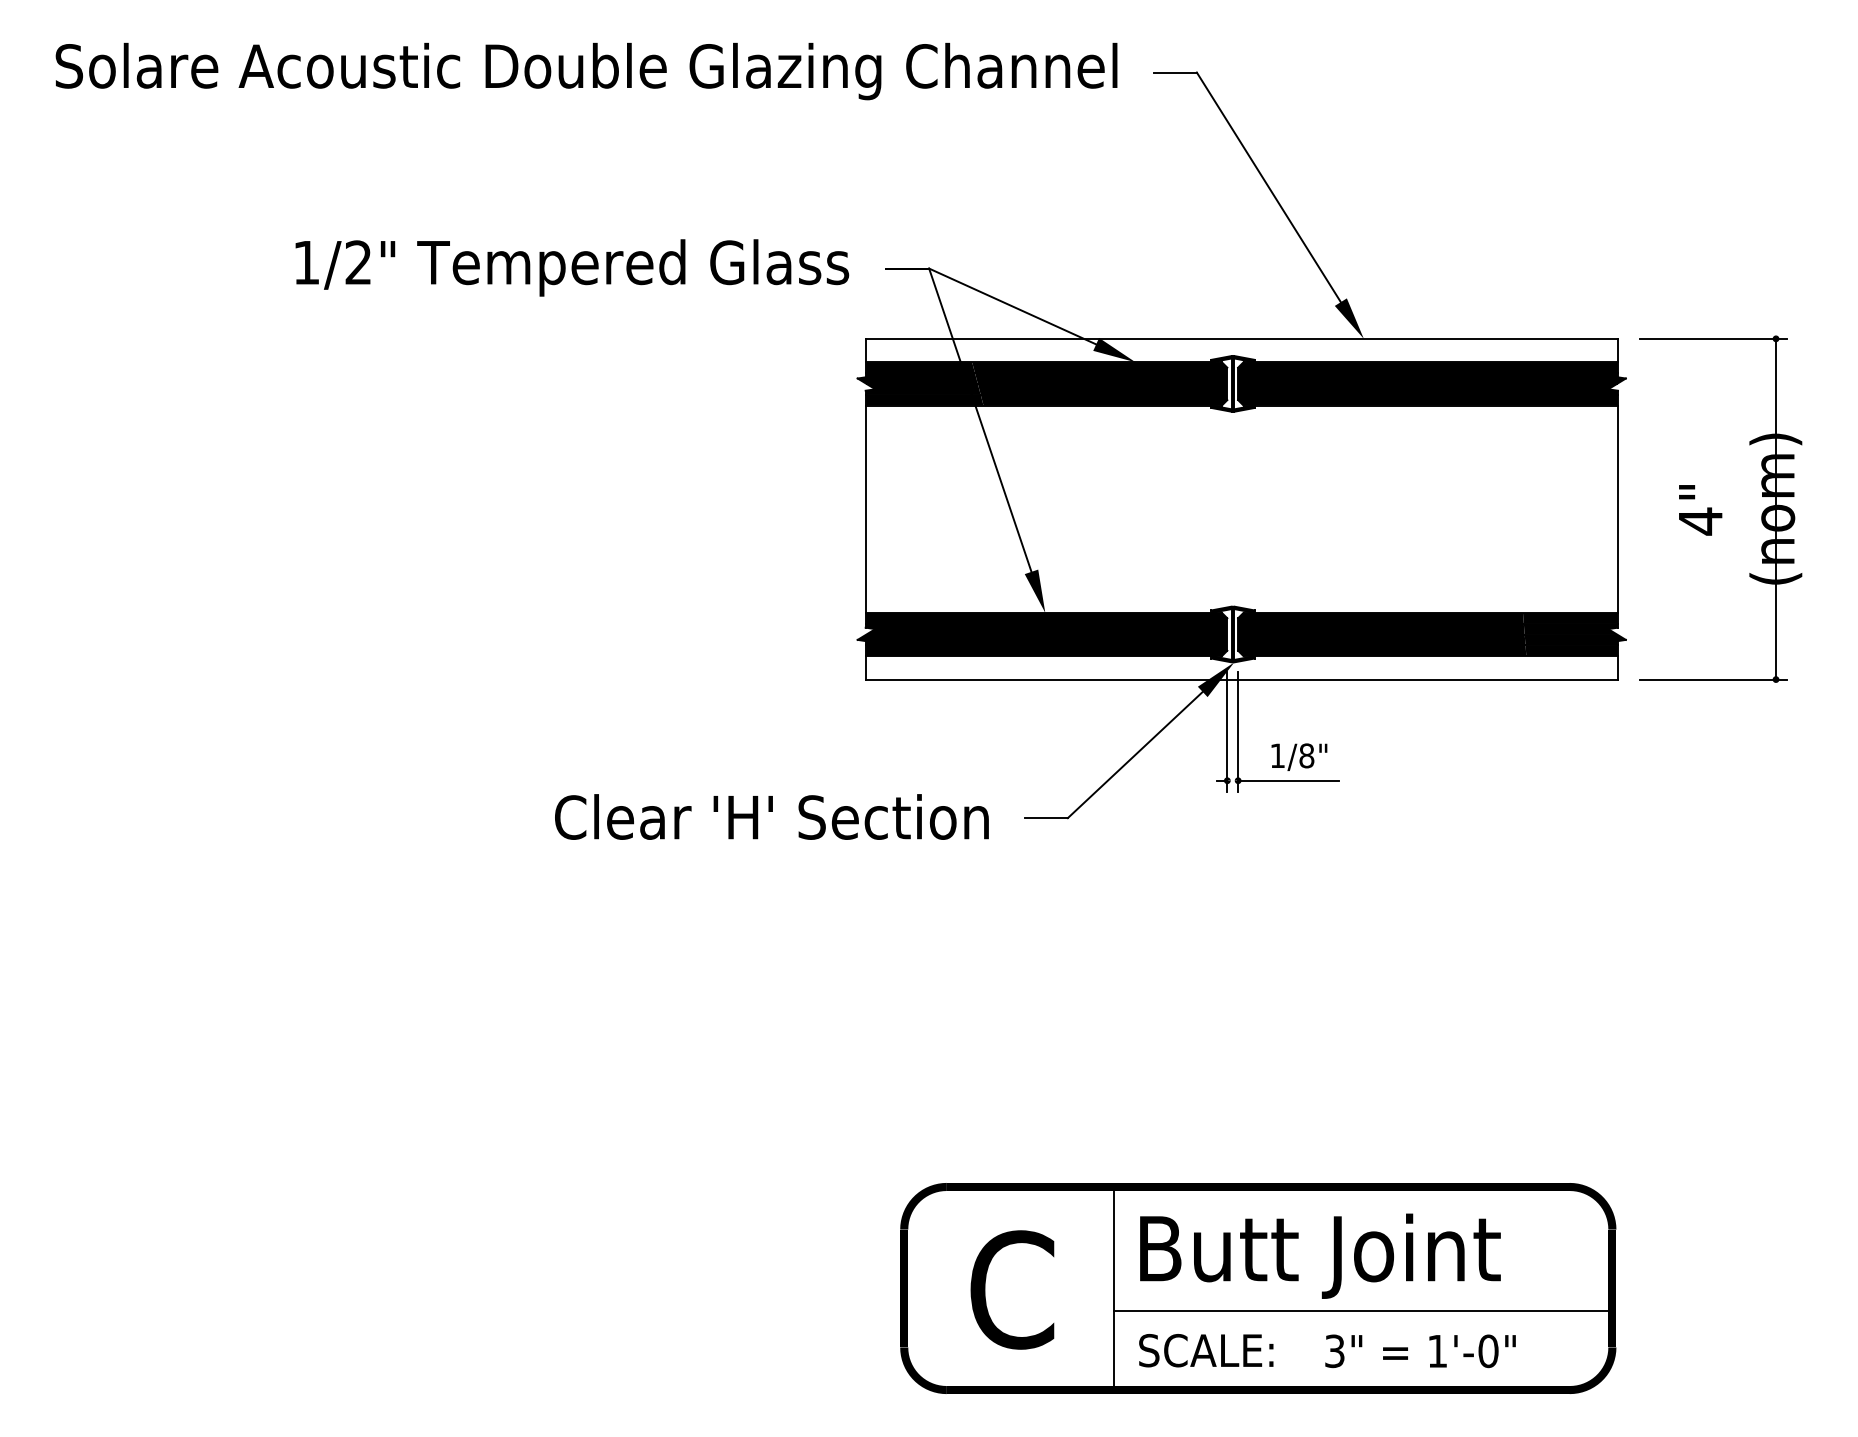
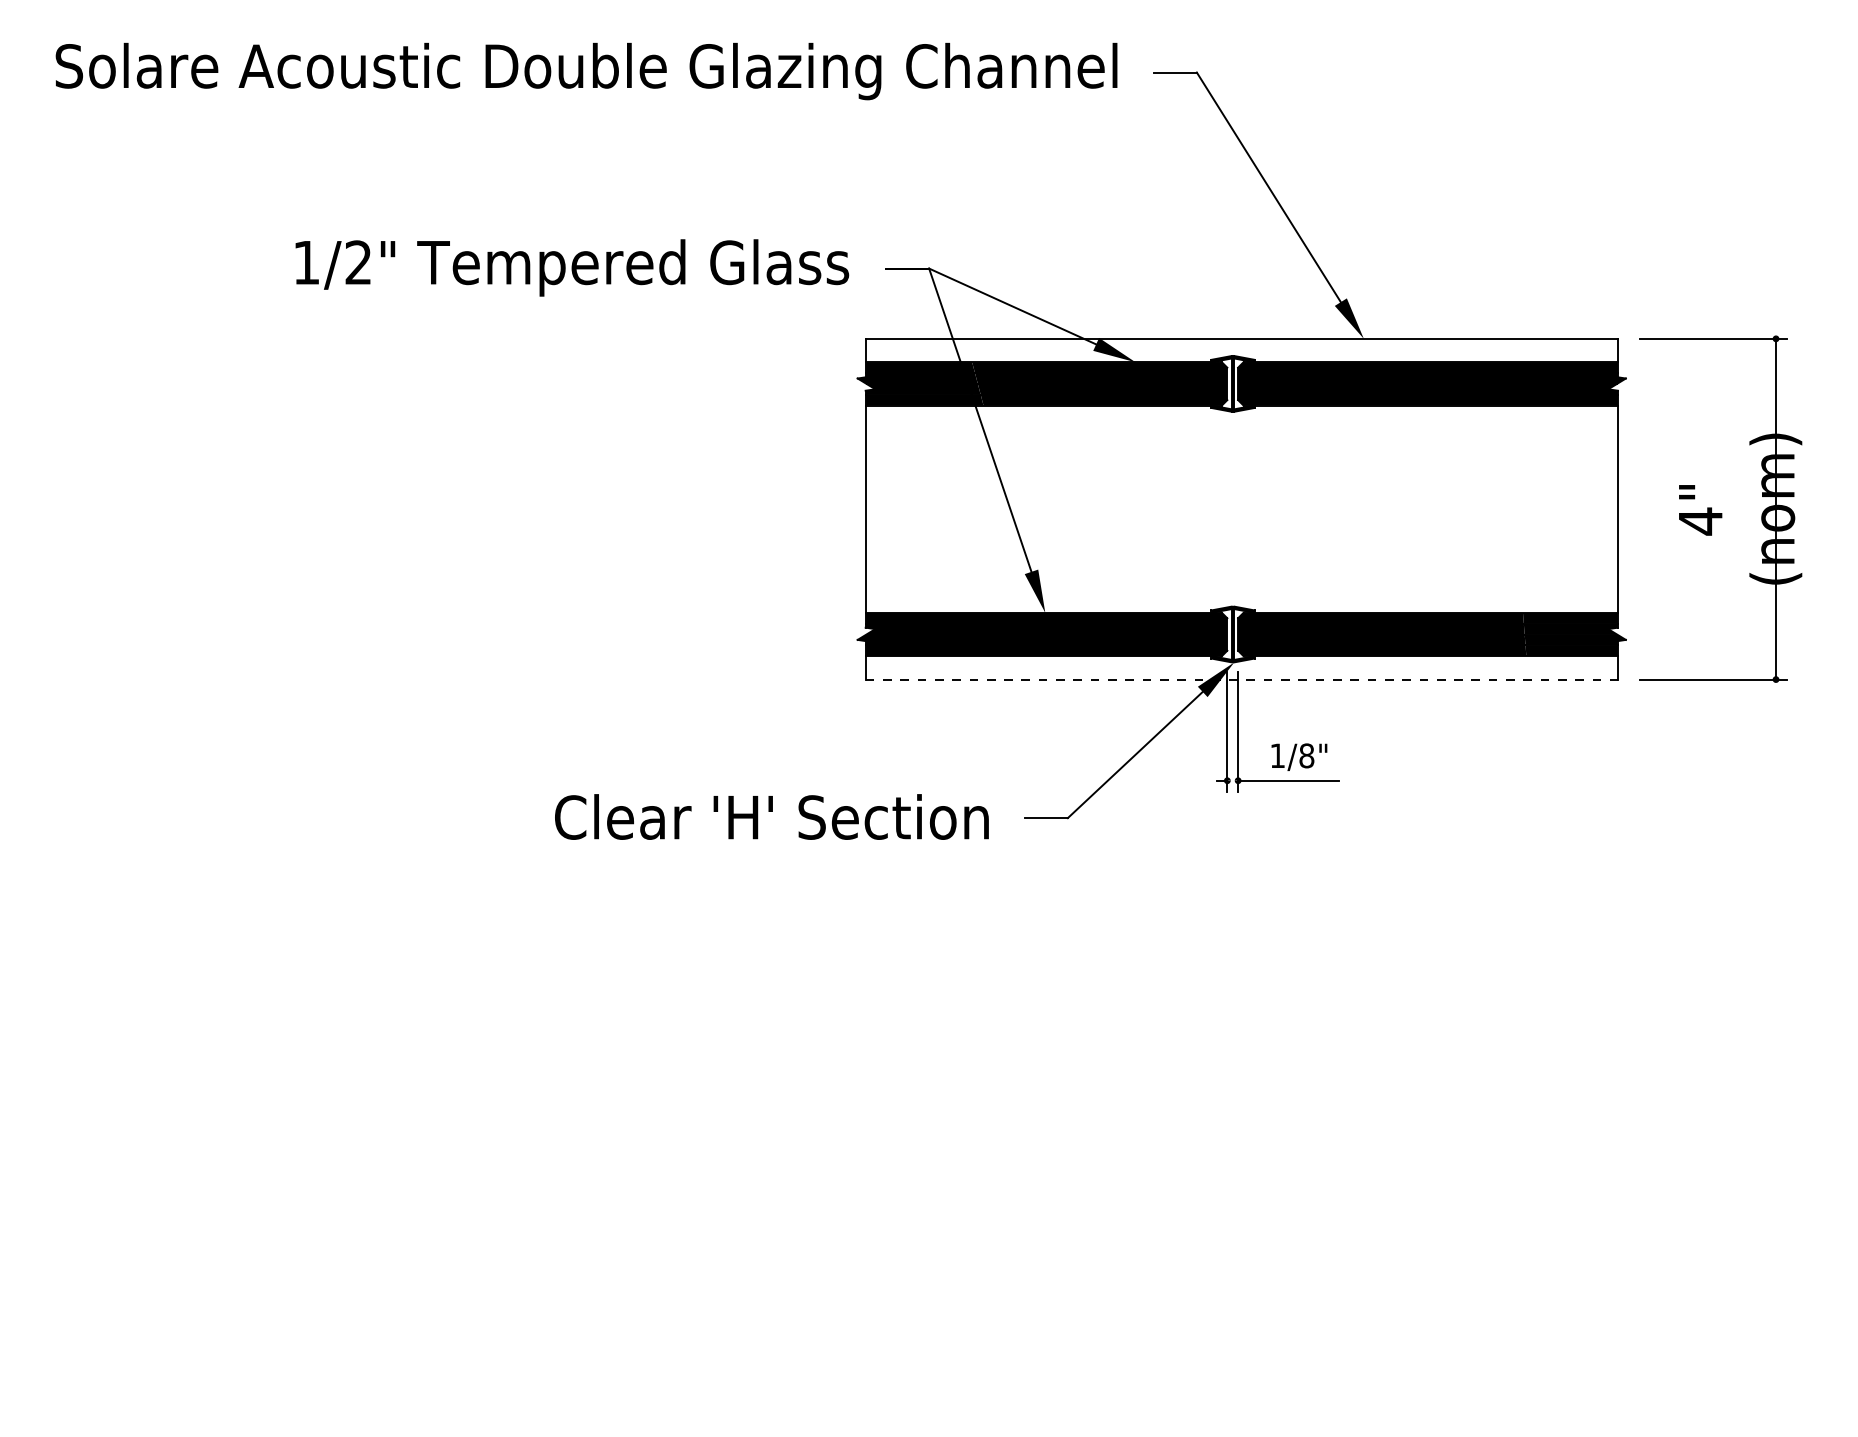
line: solid -> dashed (1242, 679)
part: present -> none (1258, 1288)
